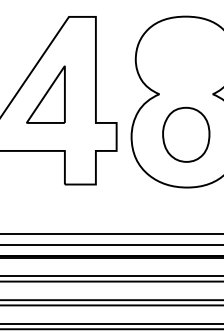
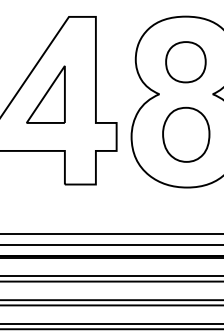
part: none -> present (185, 62)
